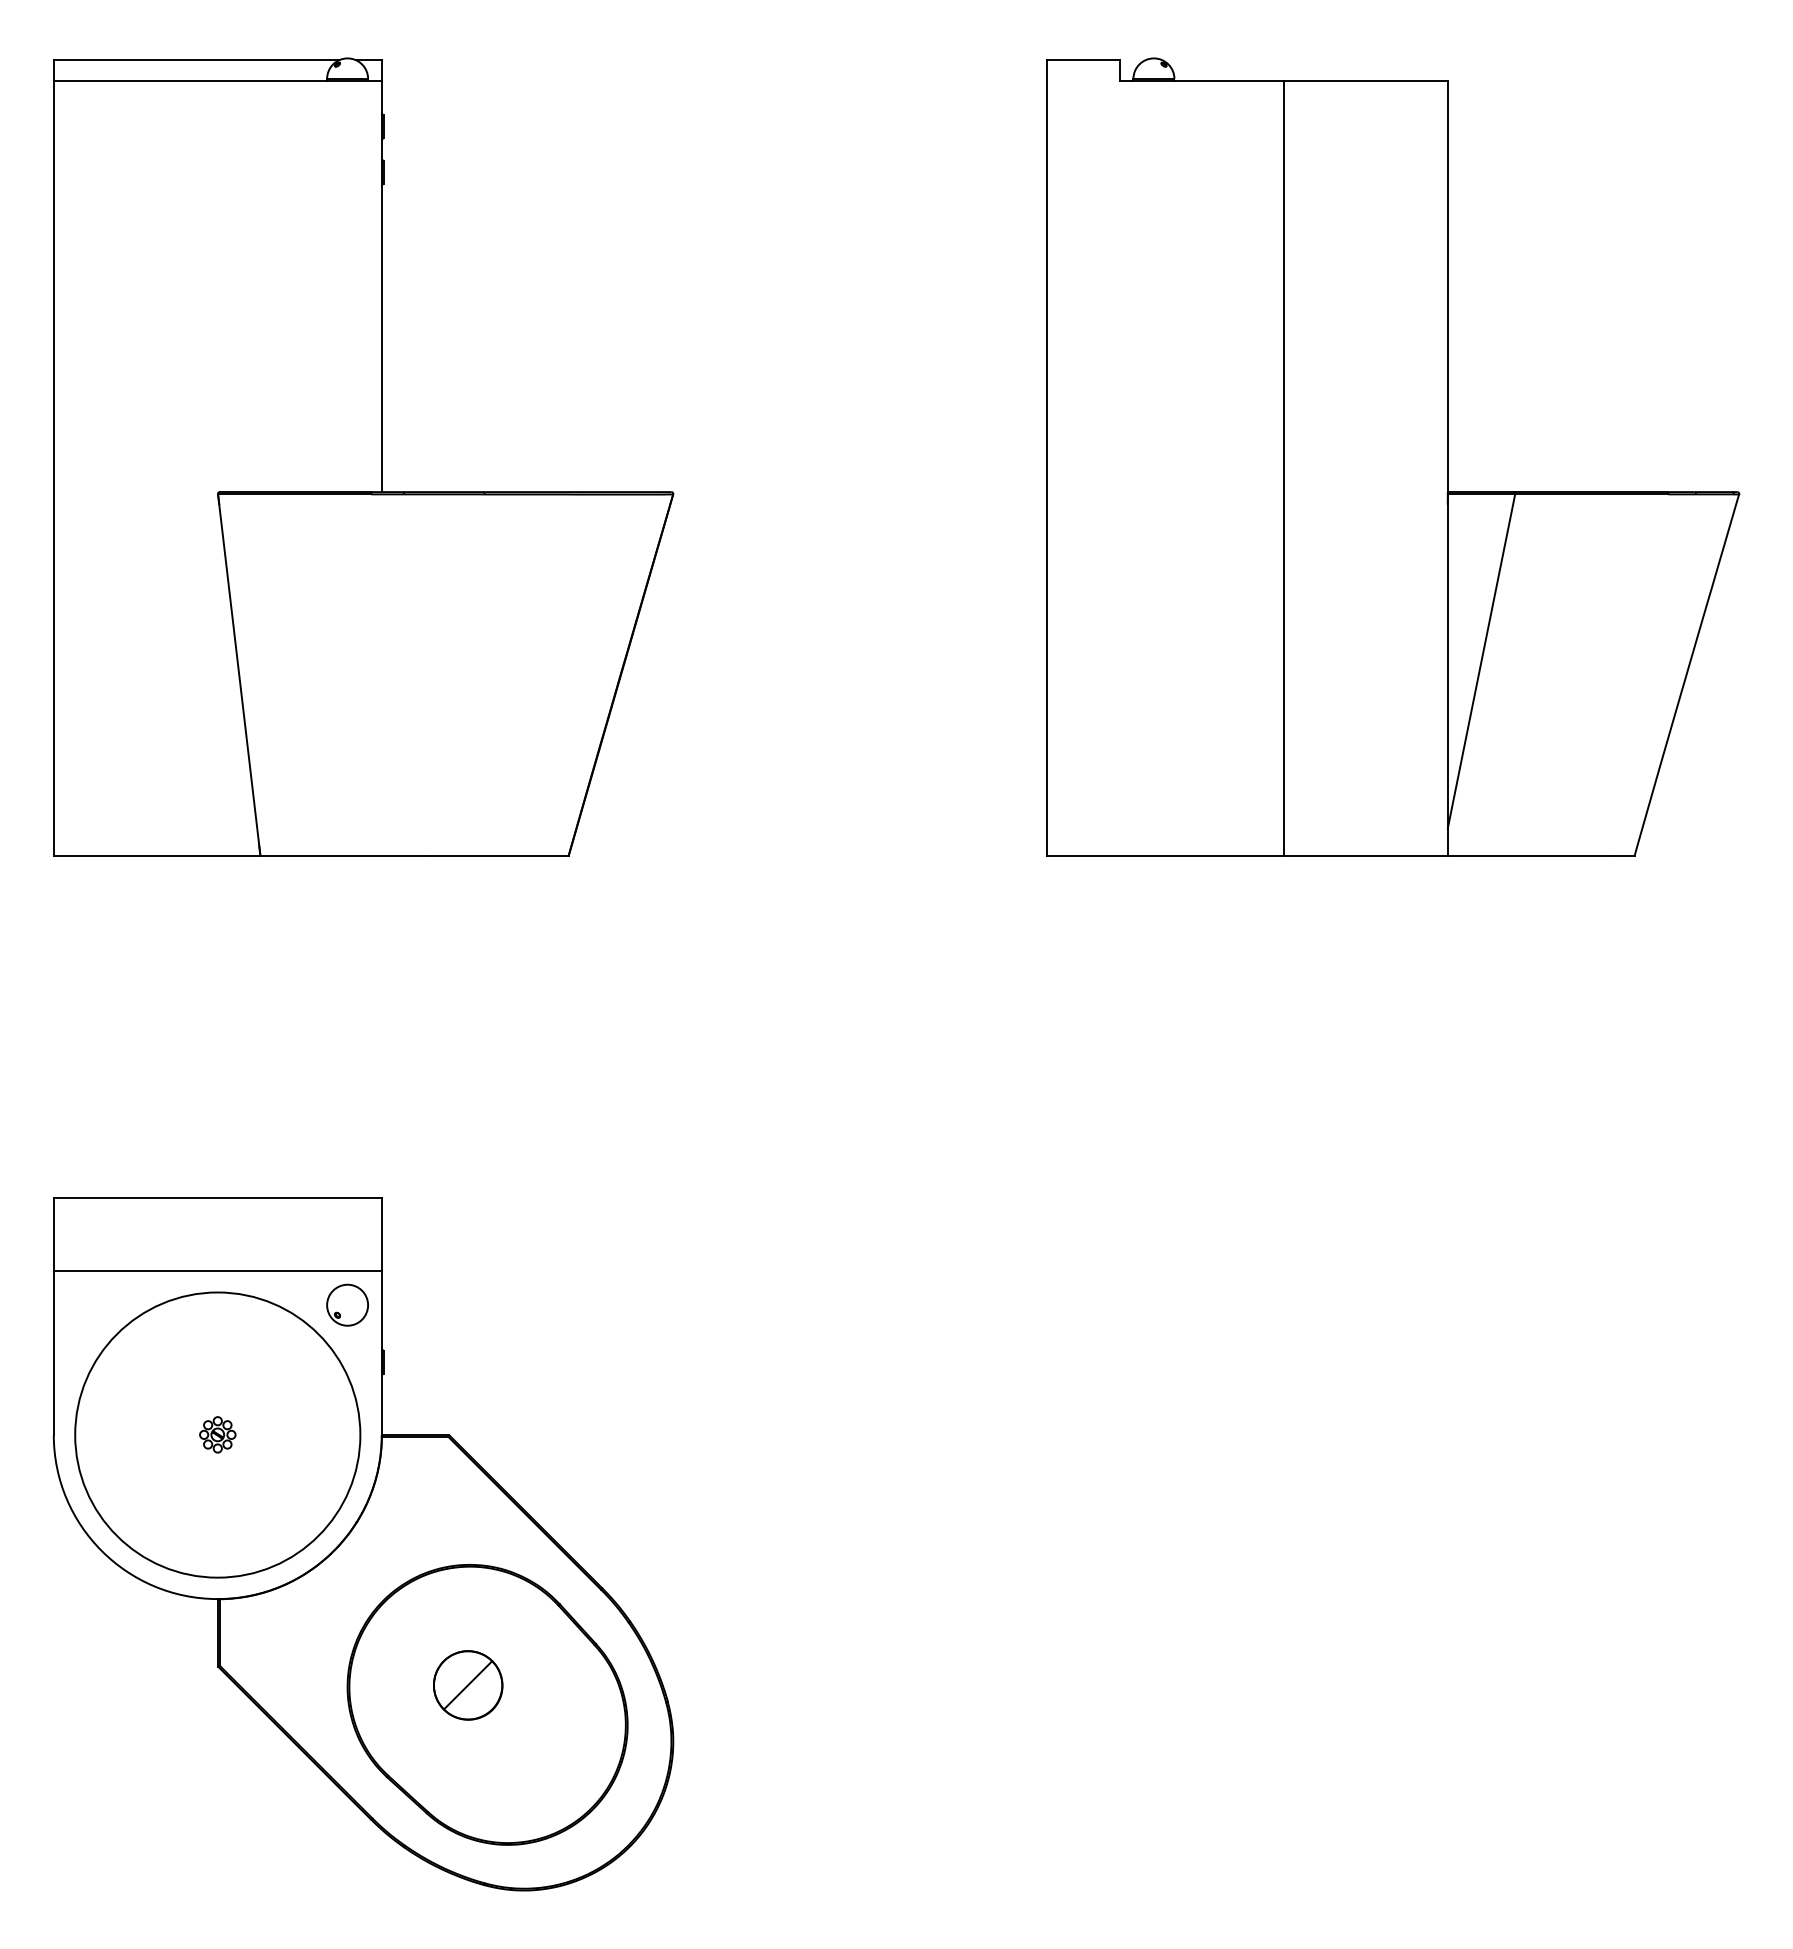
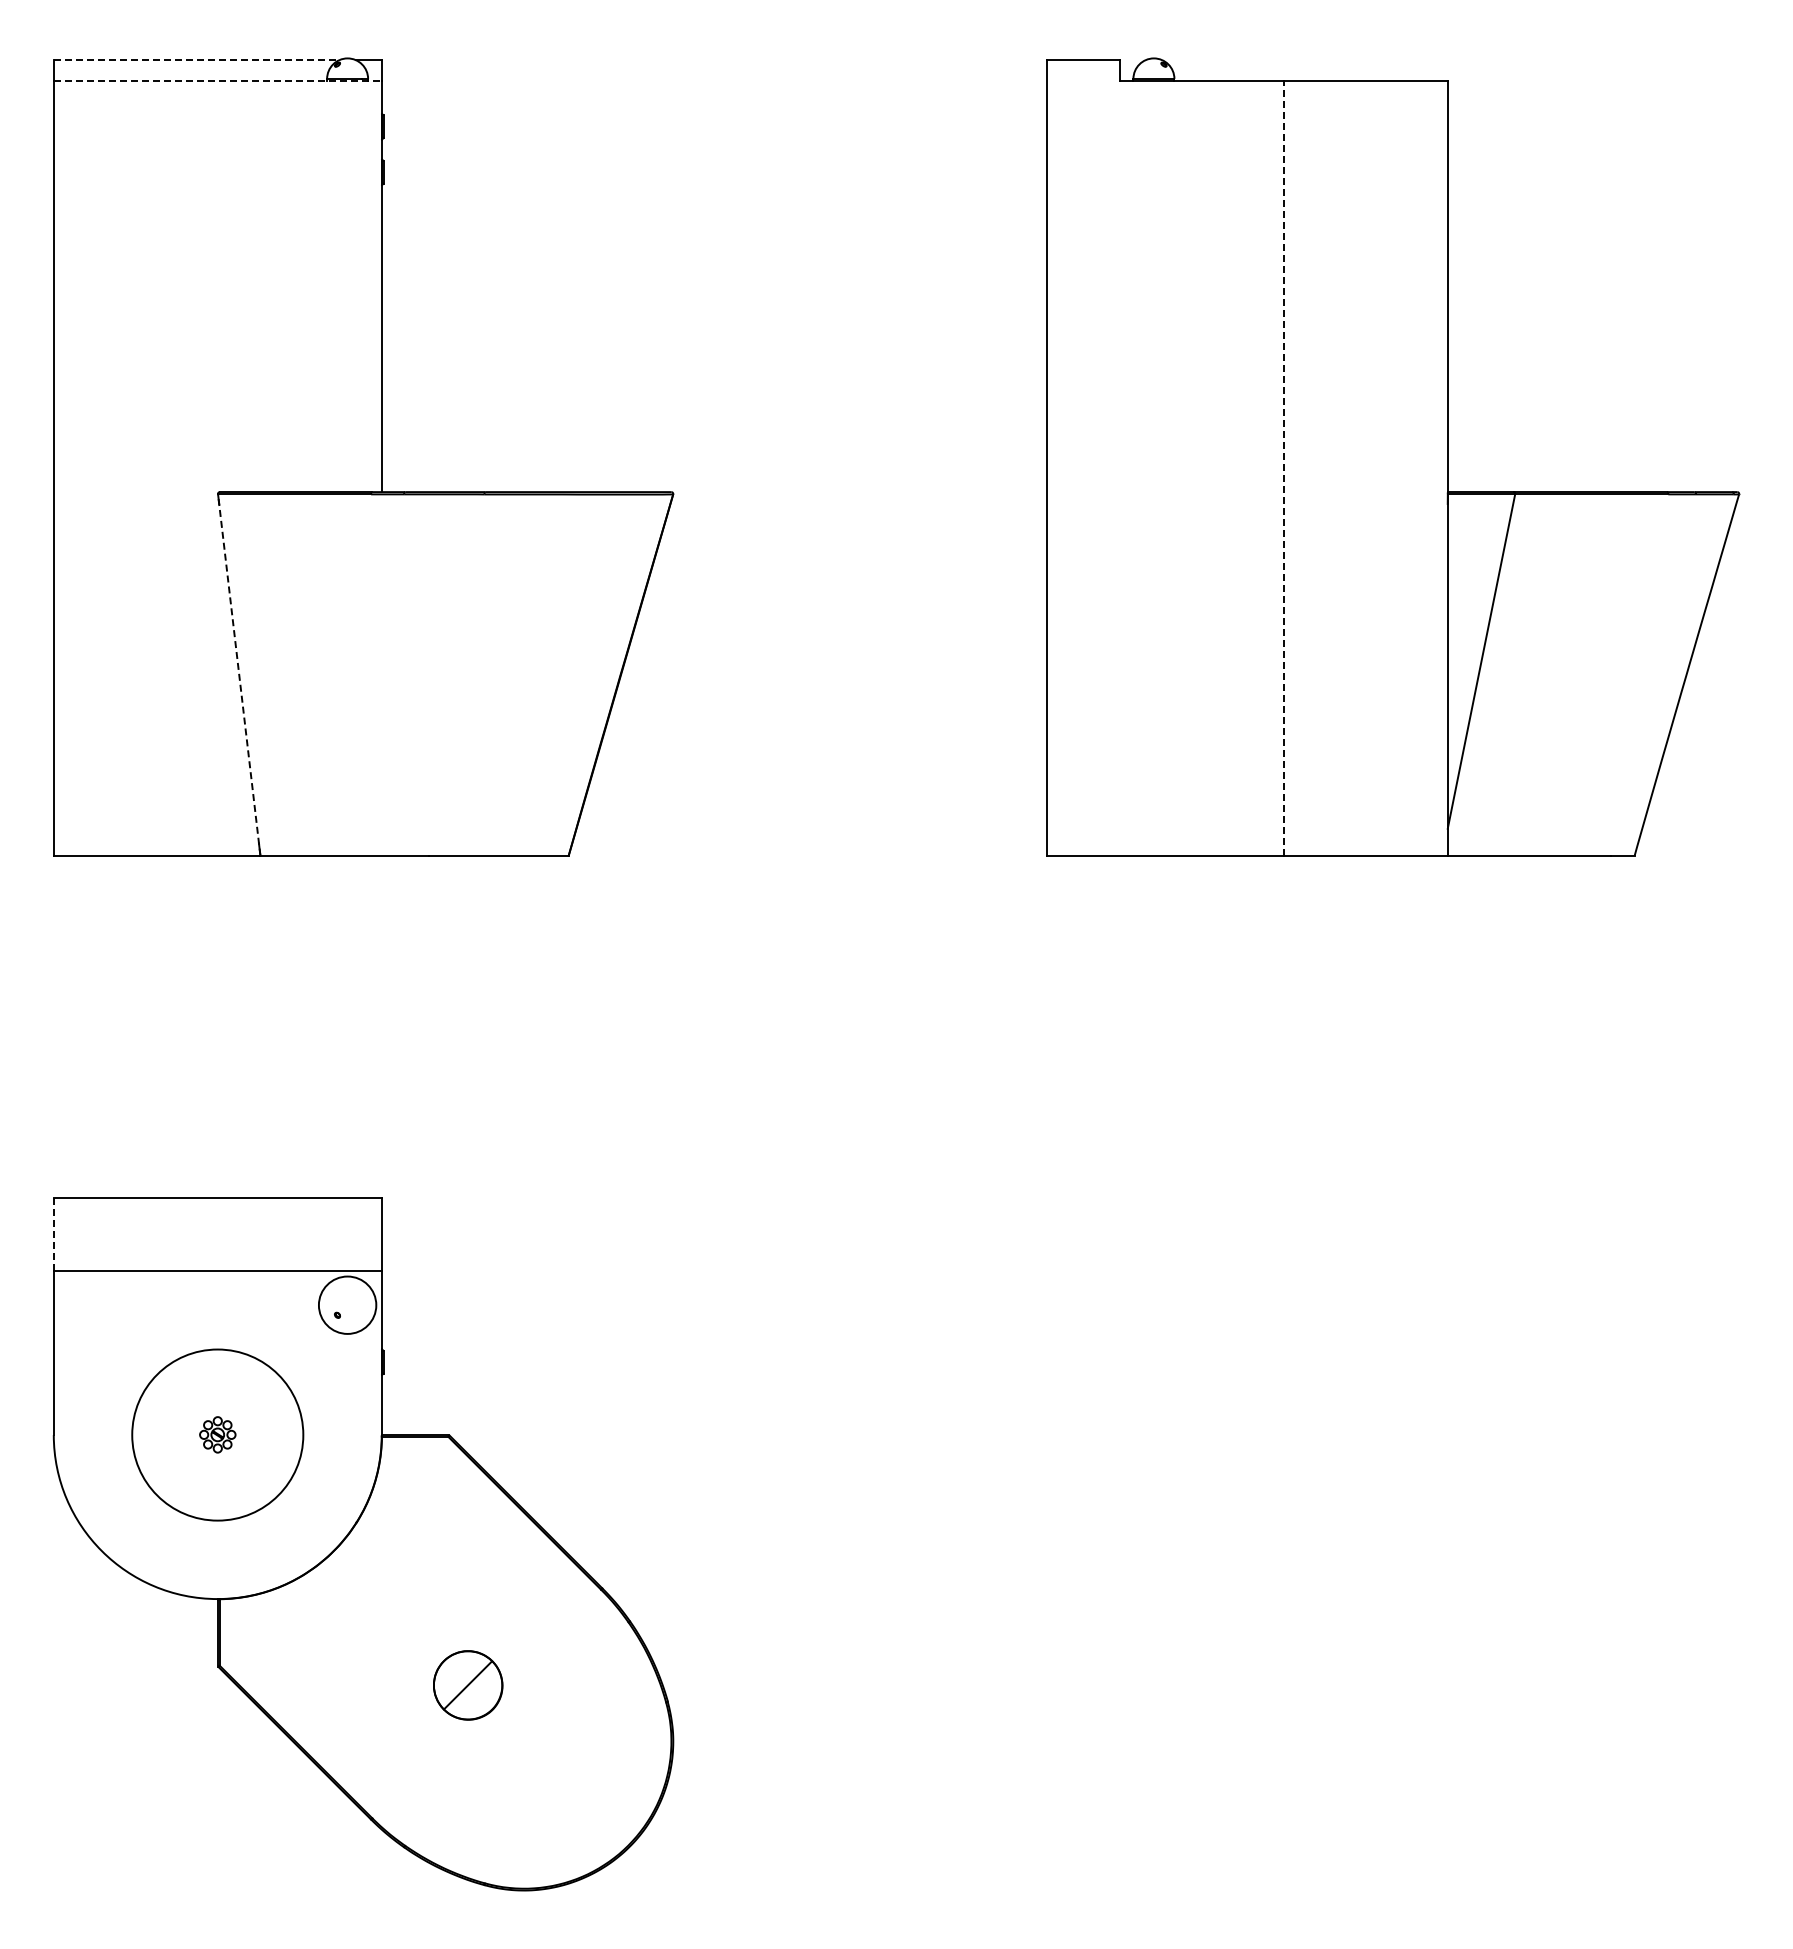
line: solid -> dashed (196, 60)
line: solid -> dashed (217, 81)
line: solid -> dashed (1283, 467)
line: solid -> dashed (239, 675)
line: solid -> dashed (53, 1235)
circle diameter: 41 px -> 57 px (347, 1304)
circle diameter: 285 px -> 171 px (217, 1434)
part: present -> none (487, 1704)
